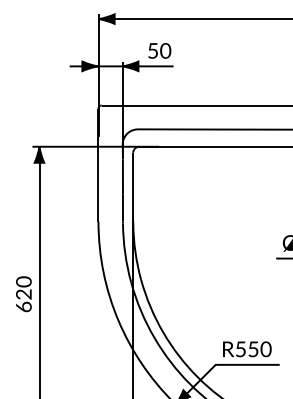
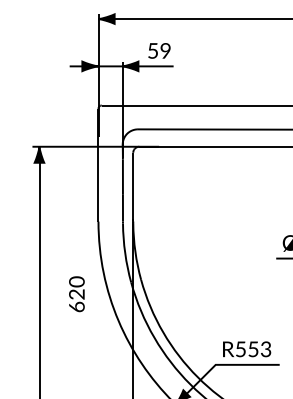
text: 50 -> 59 (165, 51)
text position: (23, 294) -> (76, 294) (76, 294)
text: R550 -> R553 (265, 348)
